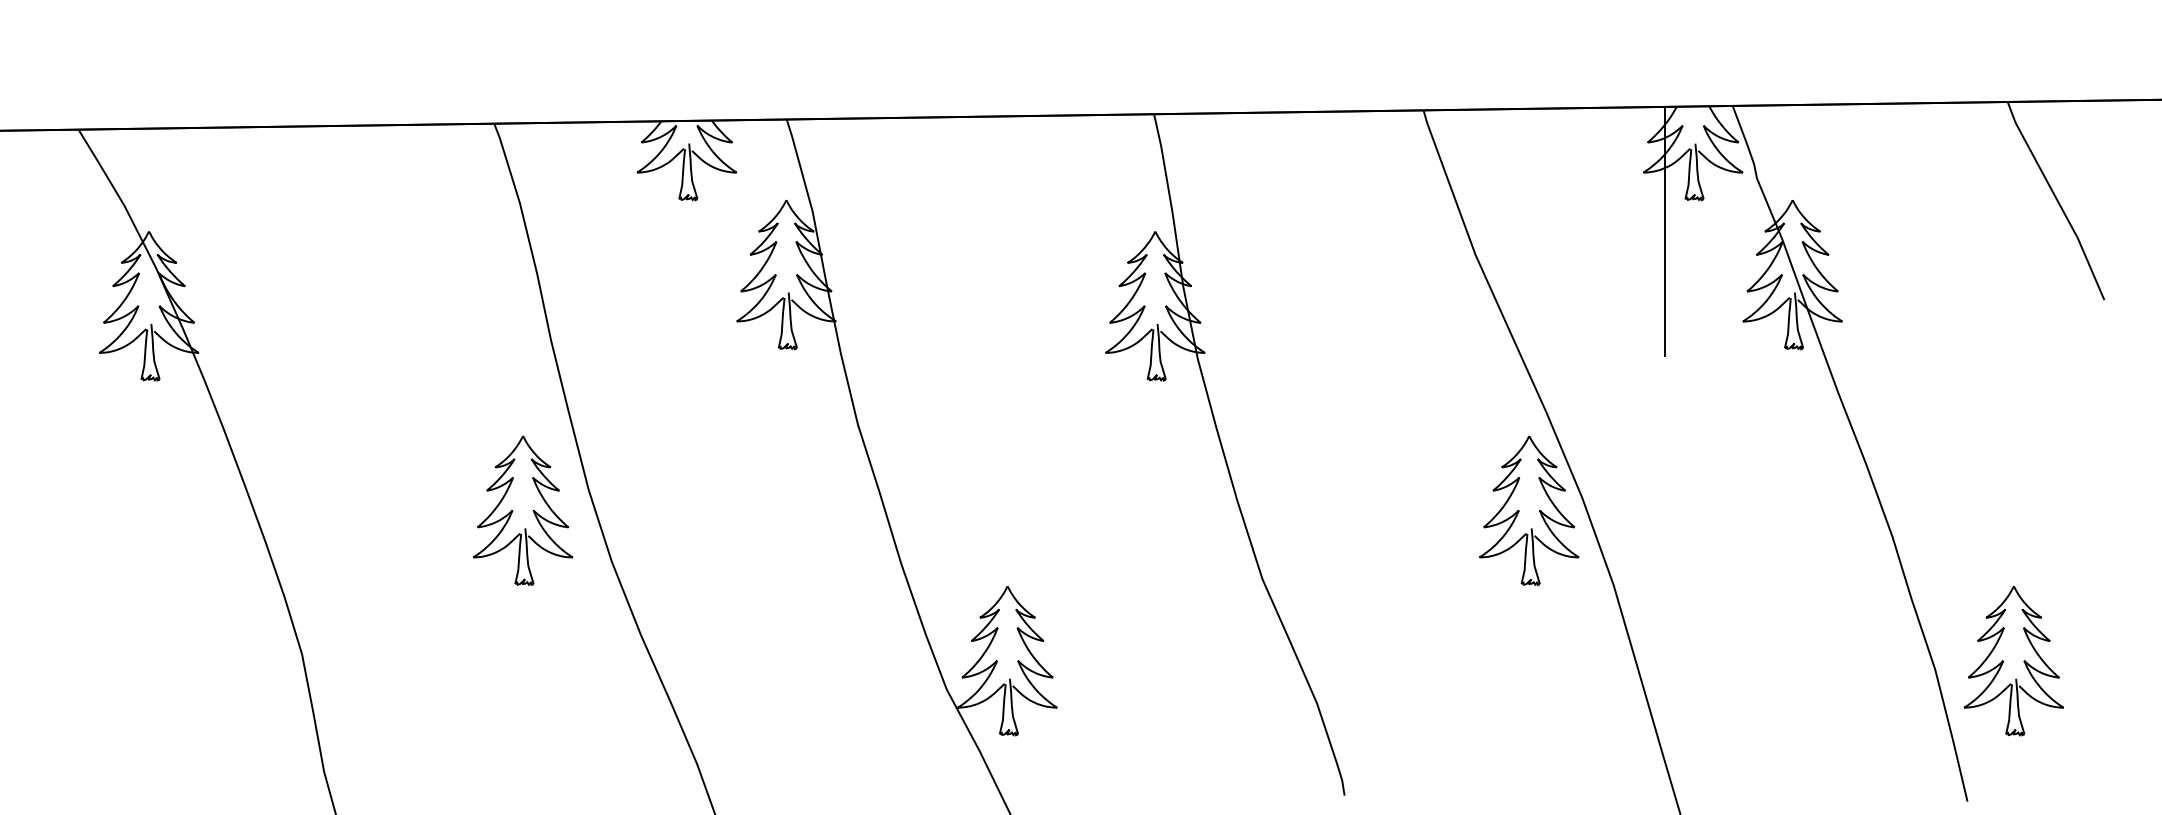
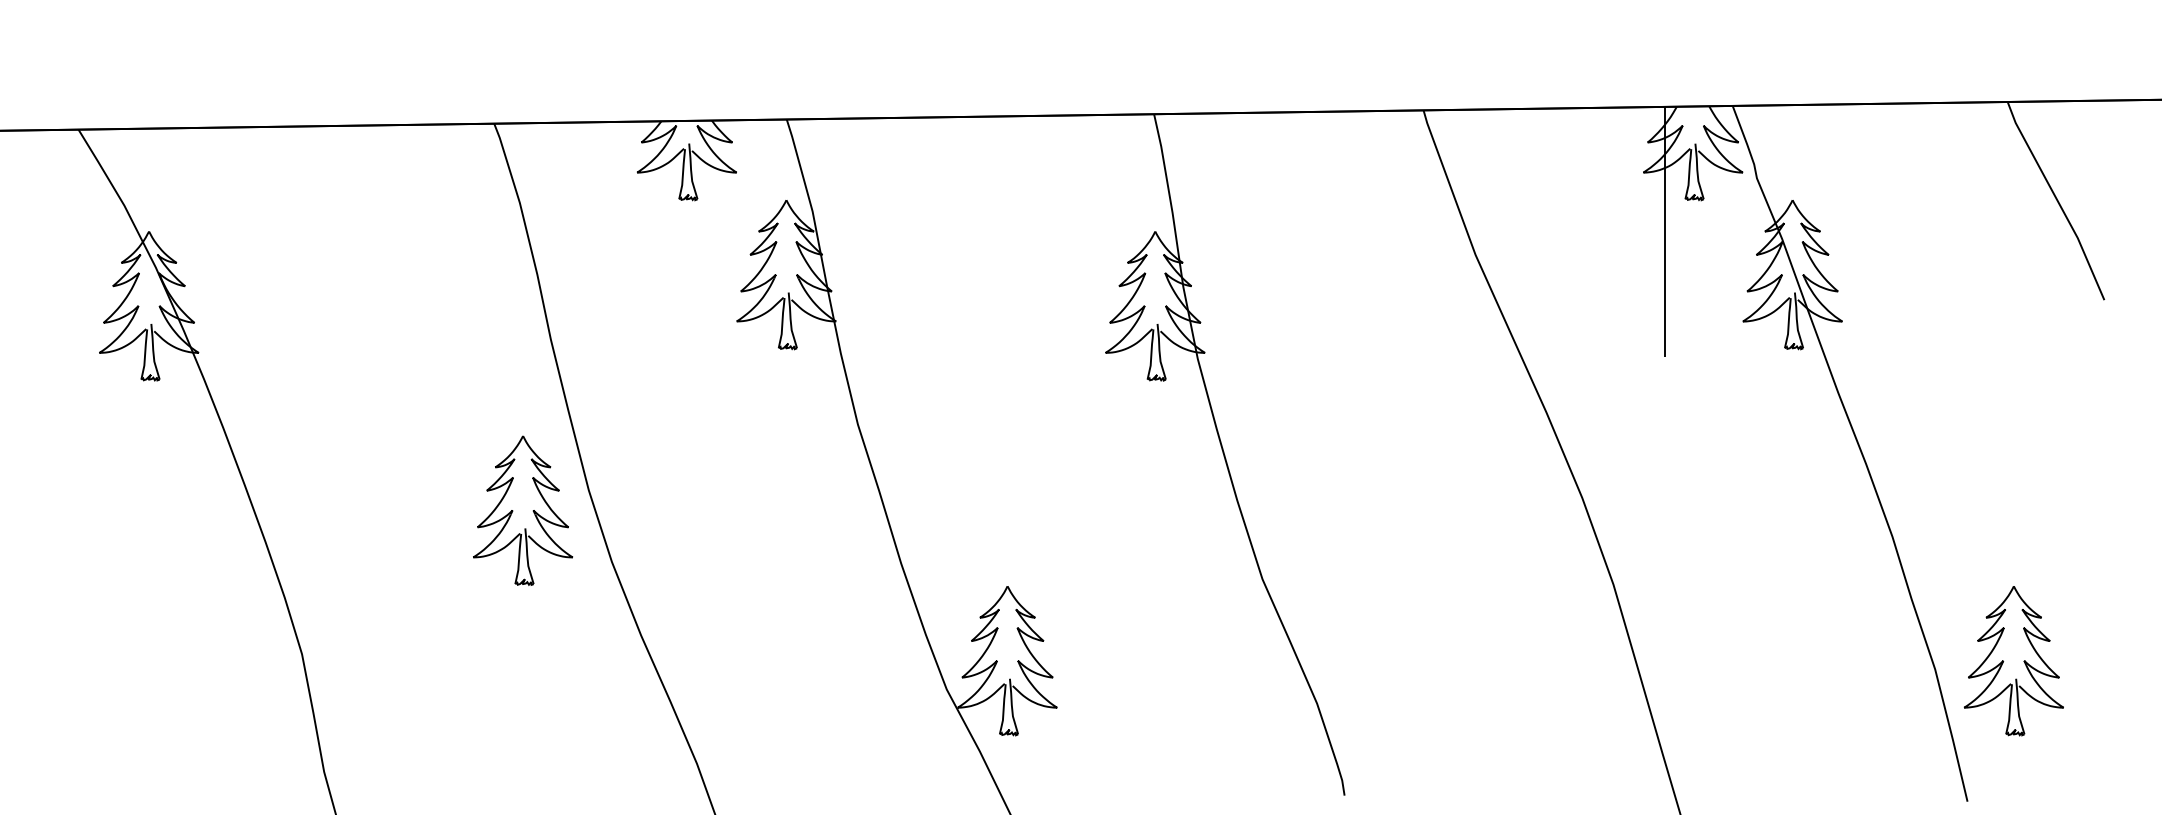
part: present -> none (1529, 510)
